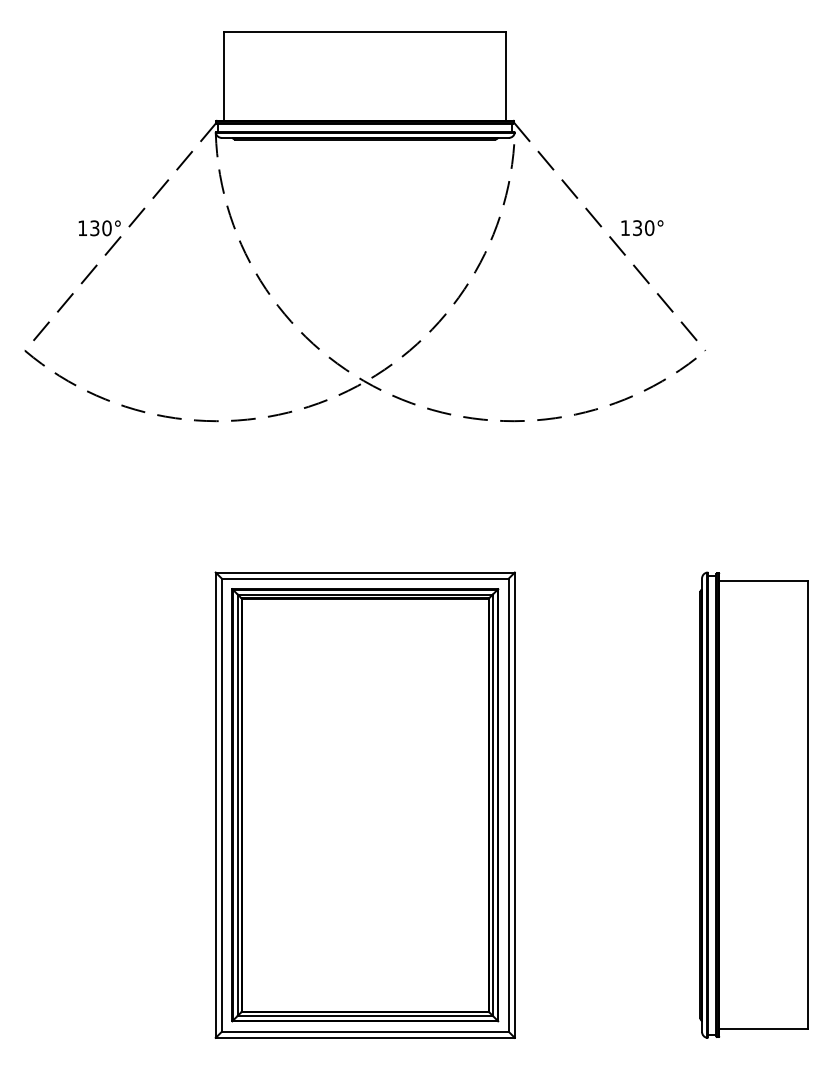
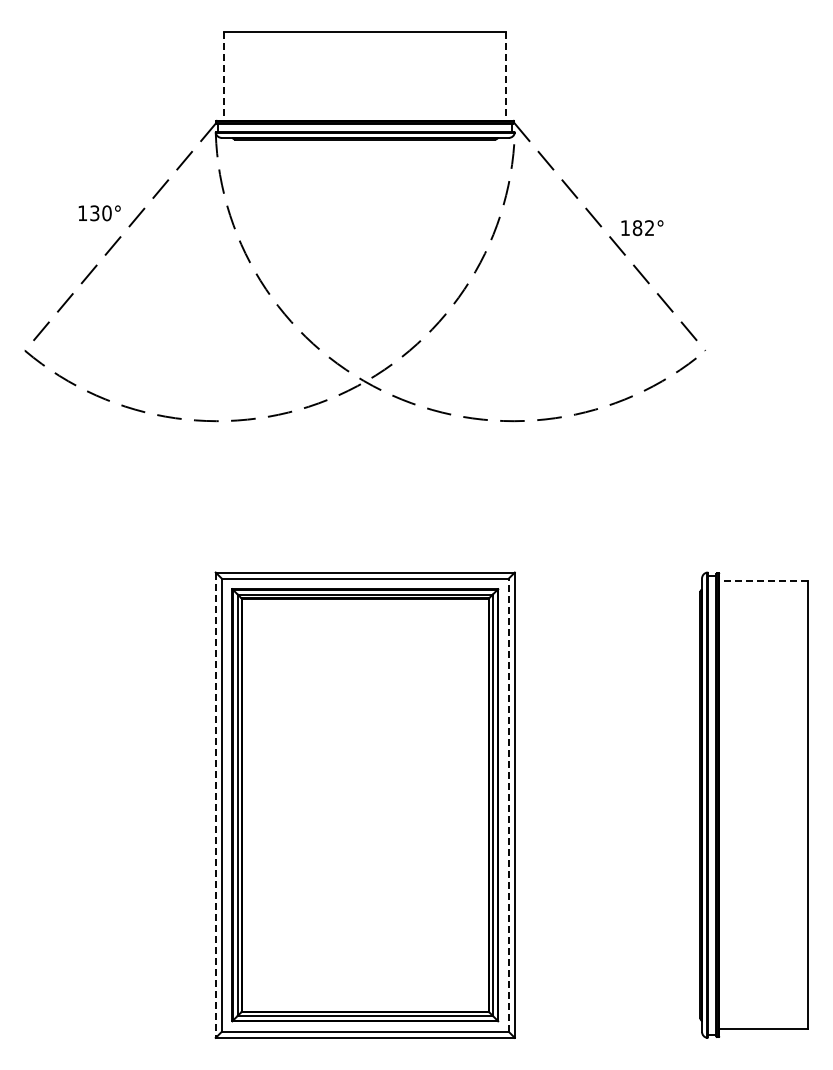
line: solid -> dashed (224, 76)
line: solid -> dashed (506, 76)
text position: (99, 228) -> (99, 213) (99, 213)
text: 130° -> 182° (643, 228)
line: solid -> dashed (763, 580)
line: solid -> dashed (215, 805)
line: solid -> dashed (508, 805)
